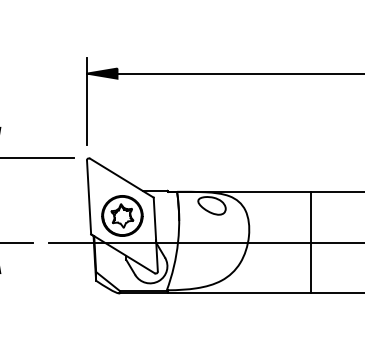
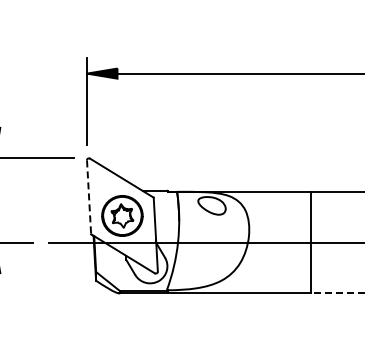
line: solid -> dashed (89, 197)
line: solid -> dashed (337, 293)
